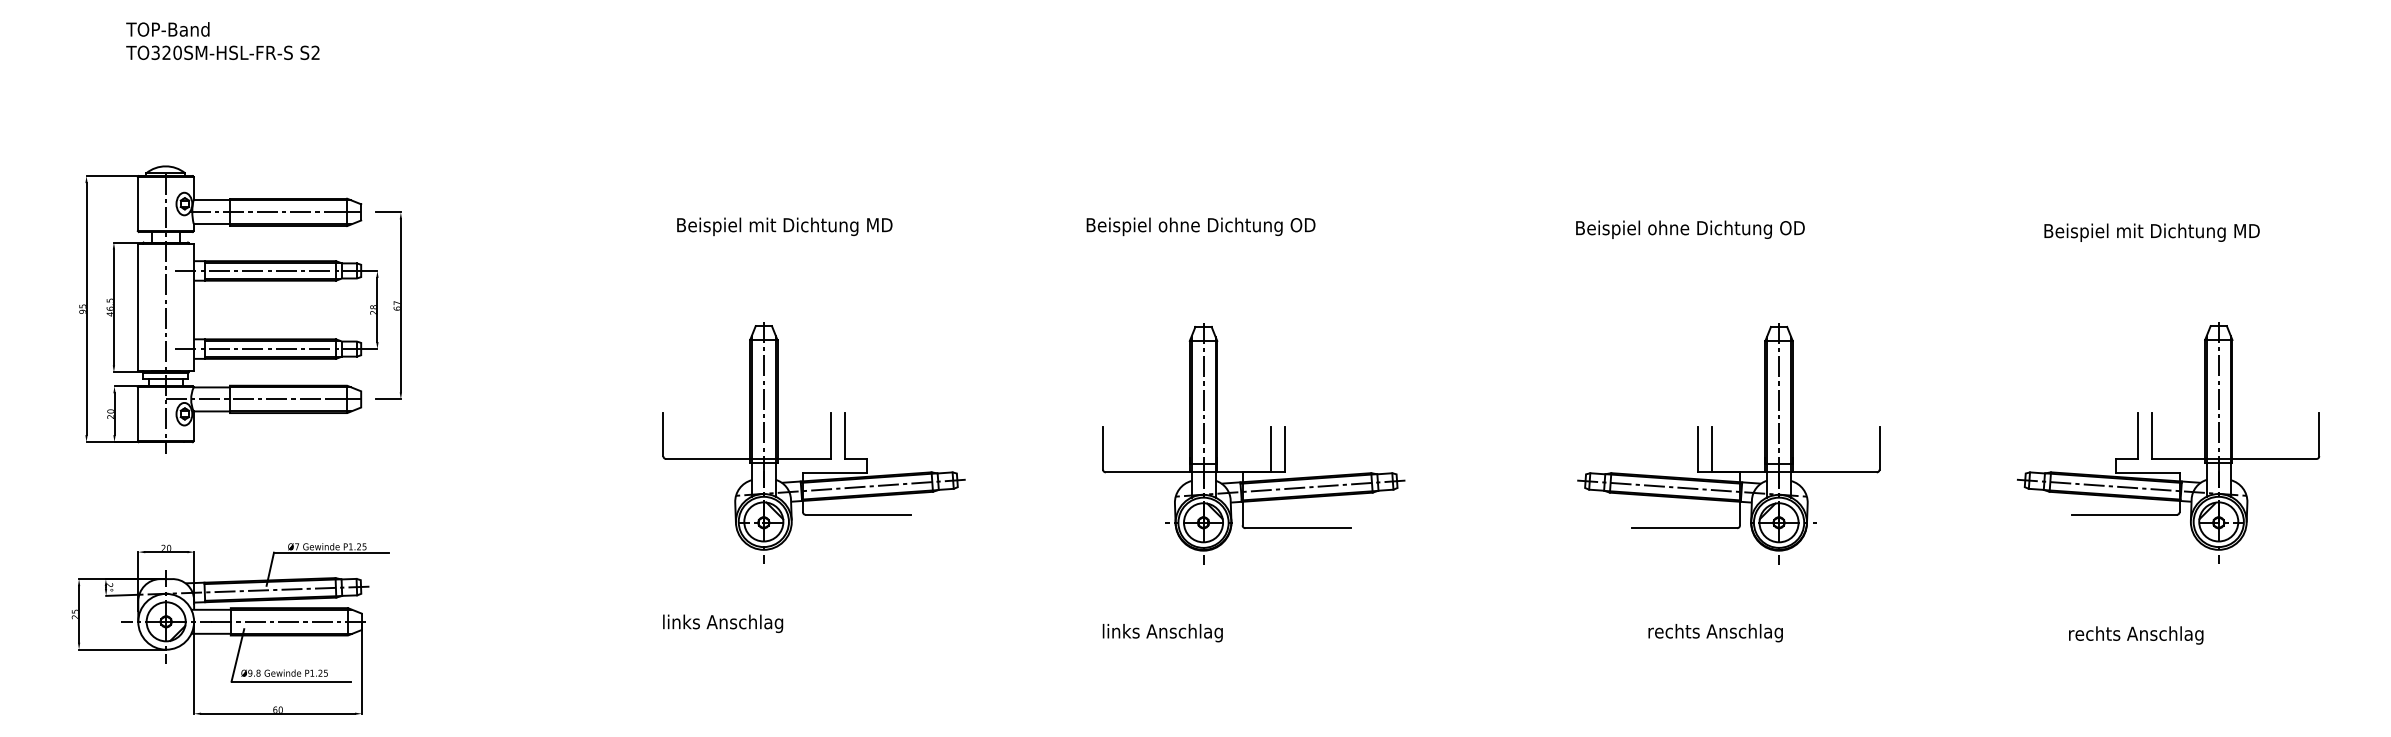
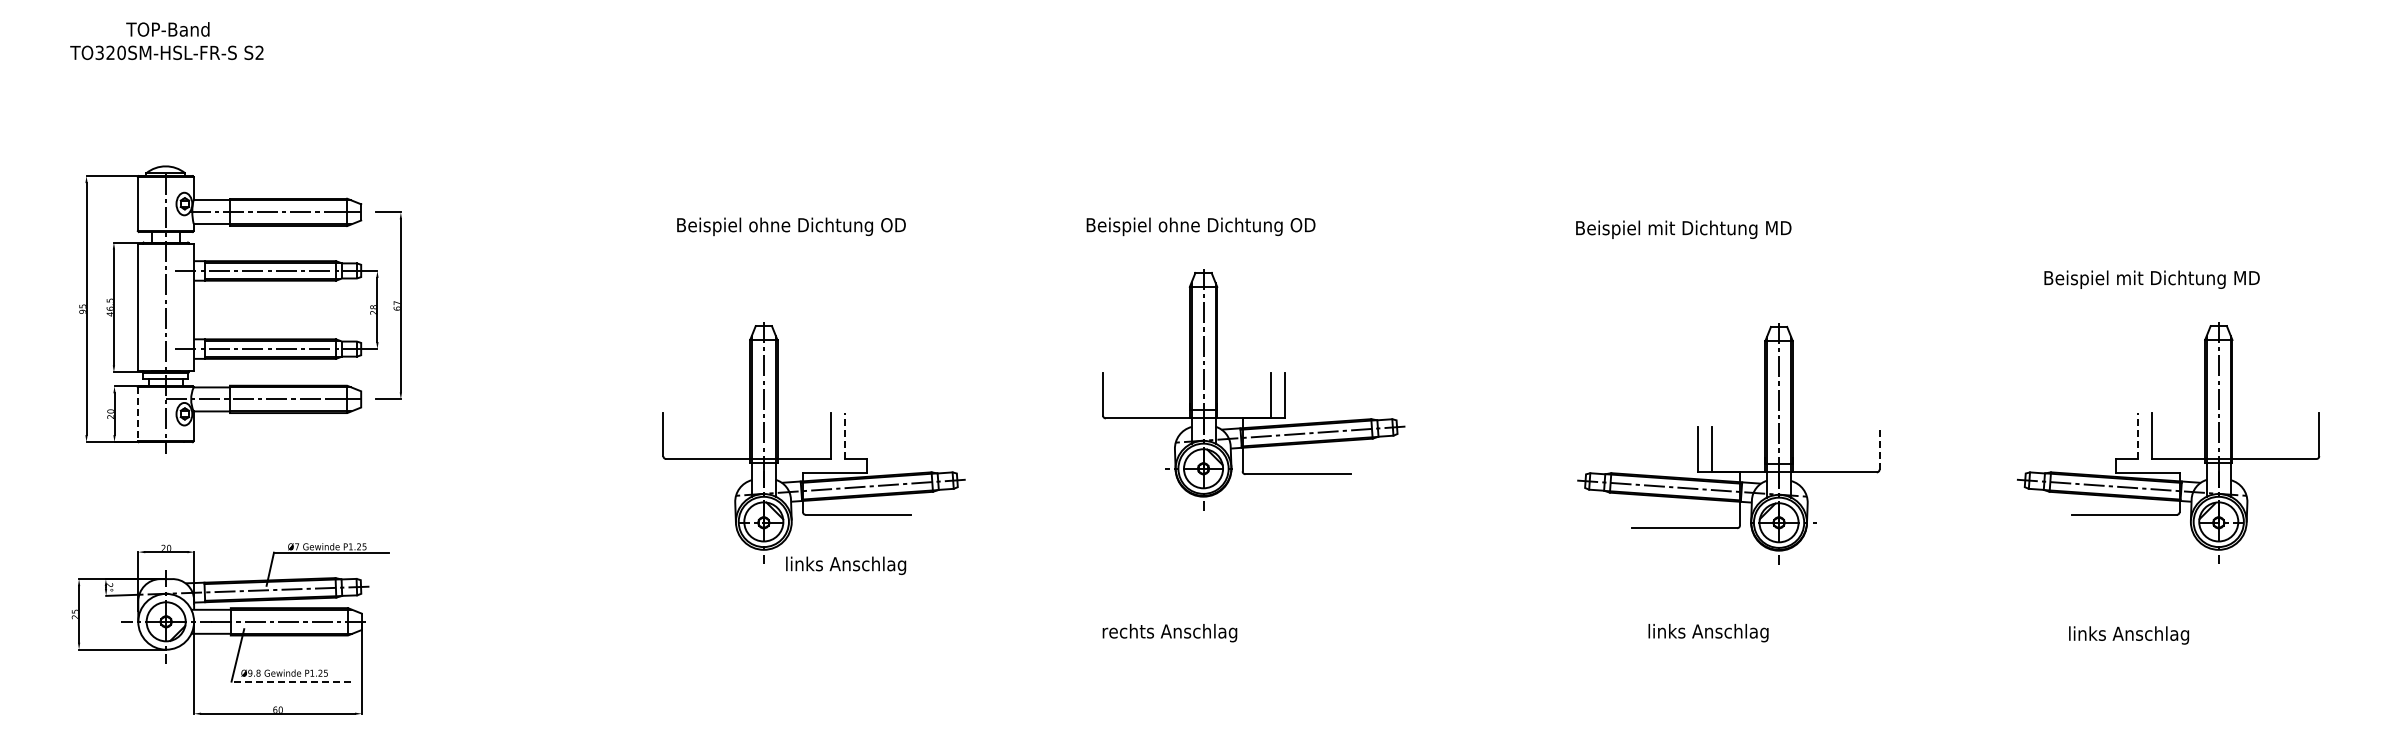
text position: (222, 52) -> (166, 52) (166, 52)
text: Beispiel mit Dichtung MD -> Beispiel ohne Dichtung OD (827, 226)
text: Beispiel ohne Dichtung OD -> Beispiel mit Dichtung MD (1726, 229)
text position: (2151, 232) -> (2151, 279) (2151, 279)
line: solid -> dashed (137, 414)
line: solid -> dashed (844, 436)
line: solid -> dashed (2137, 436)
part position: (1270, 443) -> (1270, 389) (1270, 389)
line: solid -> dashed (1879, 447)
text position: (723, 623) -> (846, 565) (846, 565)
text: links Anschlag -> rechts Anschlag (1169, 632)
text: rechts Anschlag -> links Anschlag (1715, 632)
text: rechts Anschlag -> links Anschlag (2136, 635)
line: solid -> dashed (291, 681)
